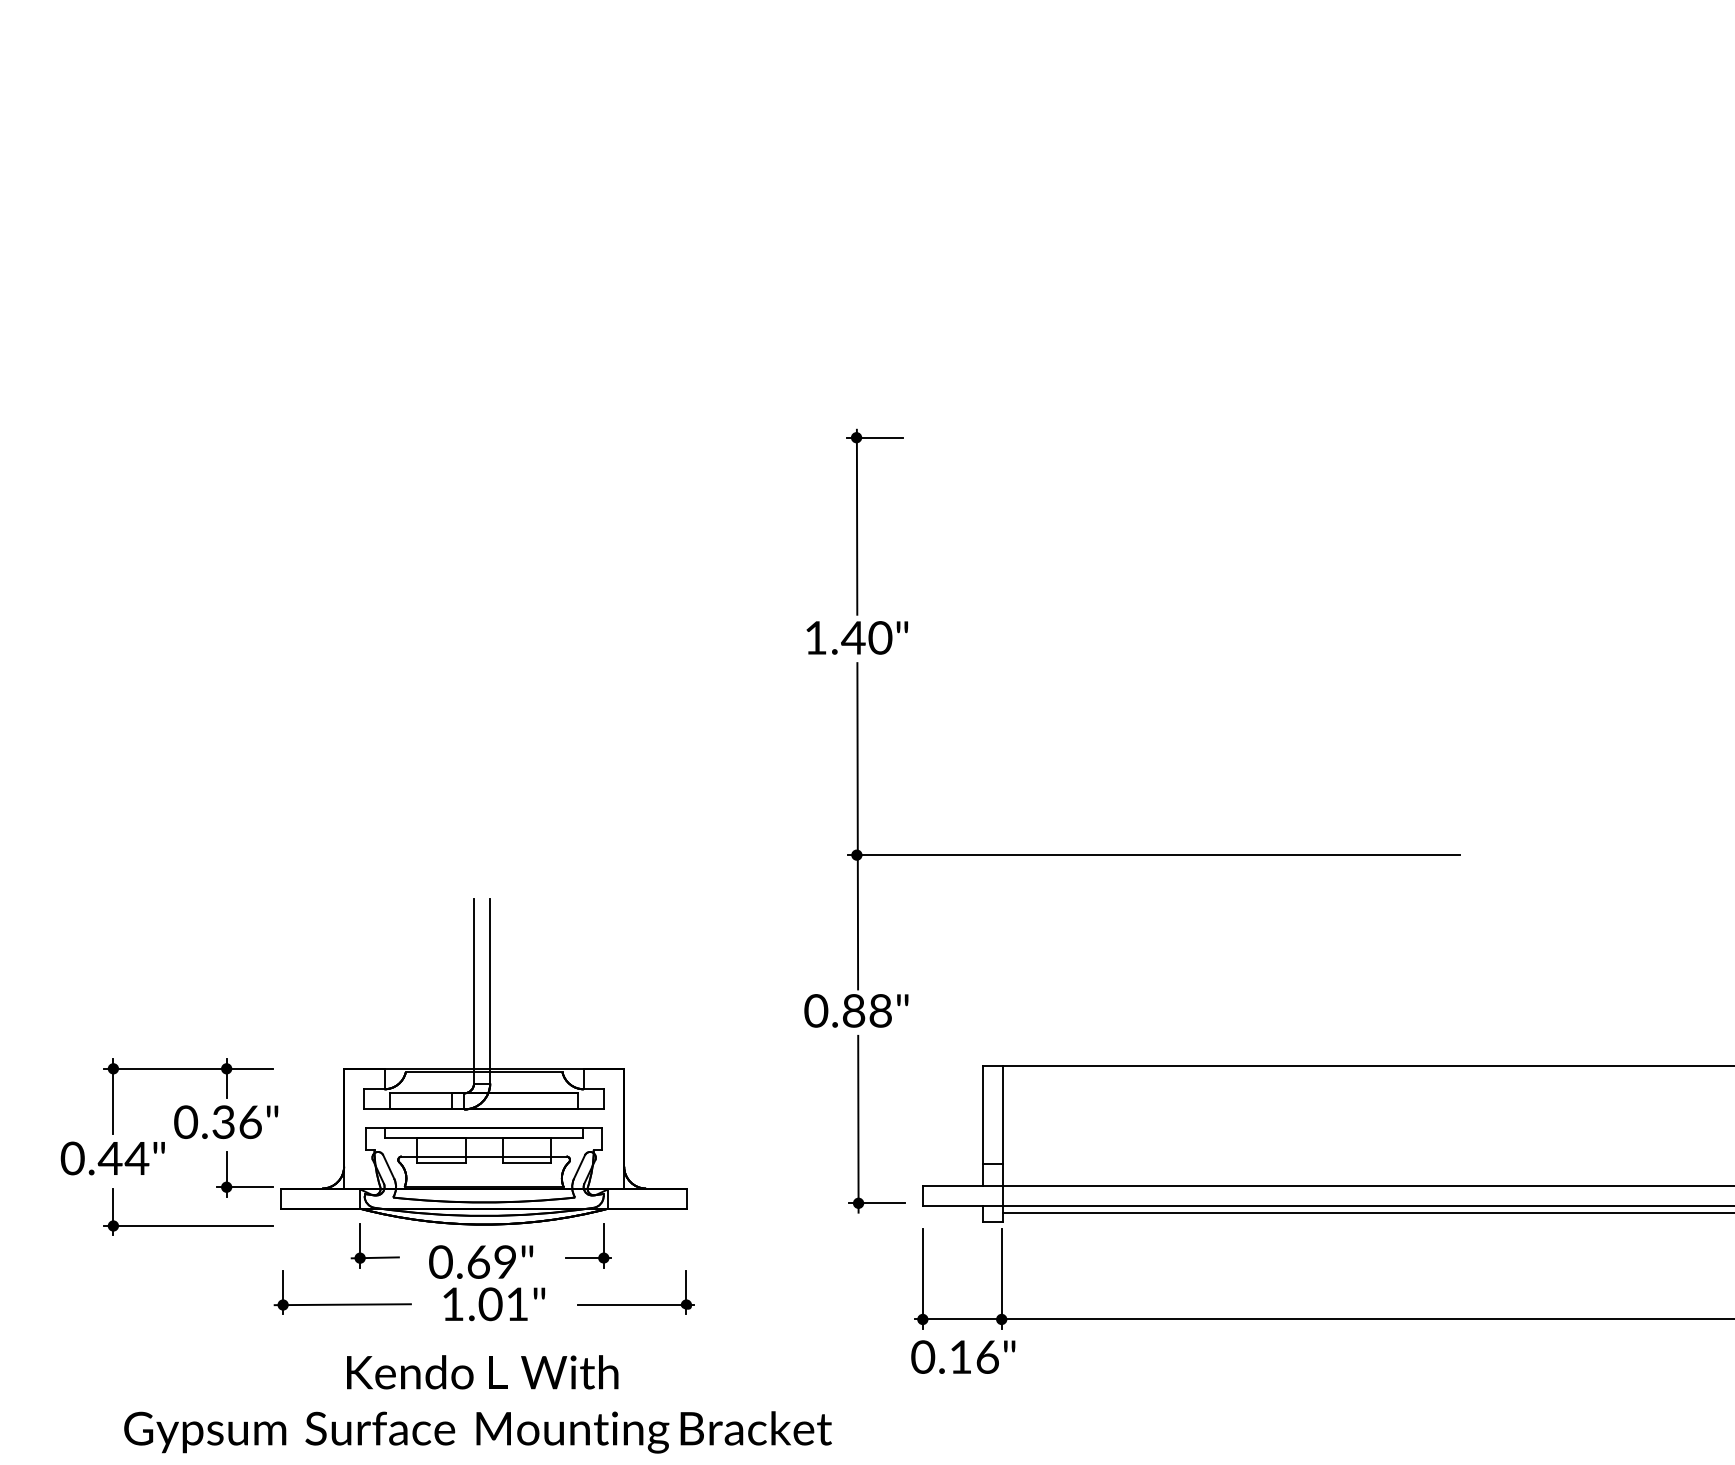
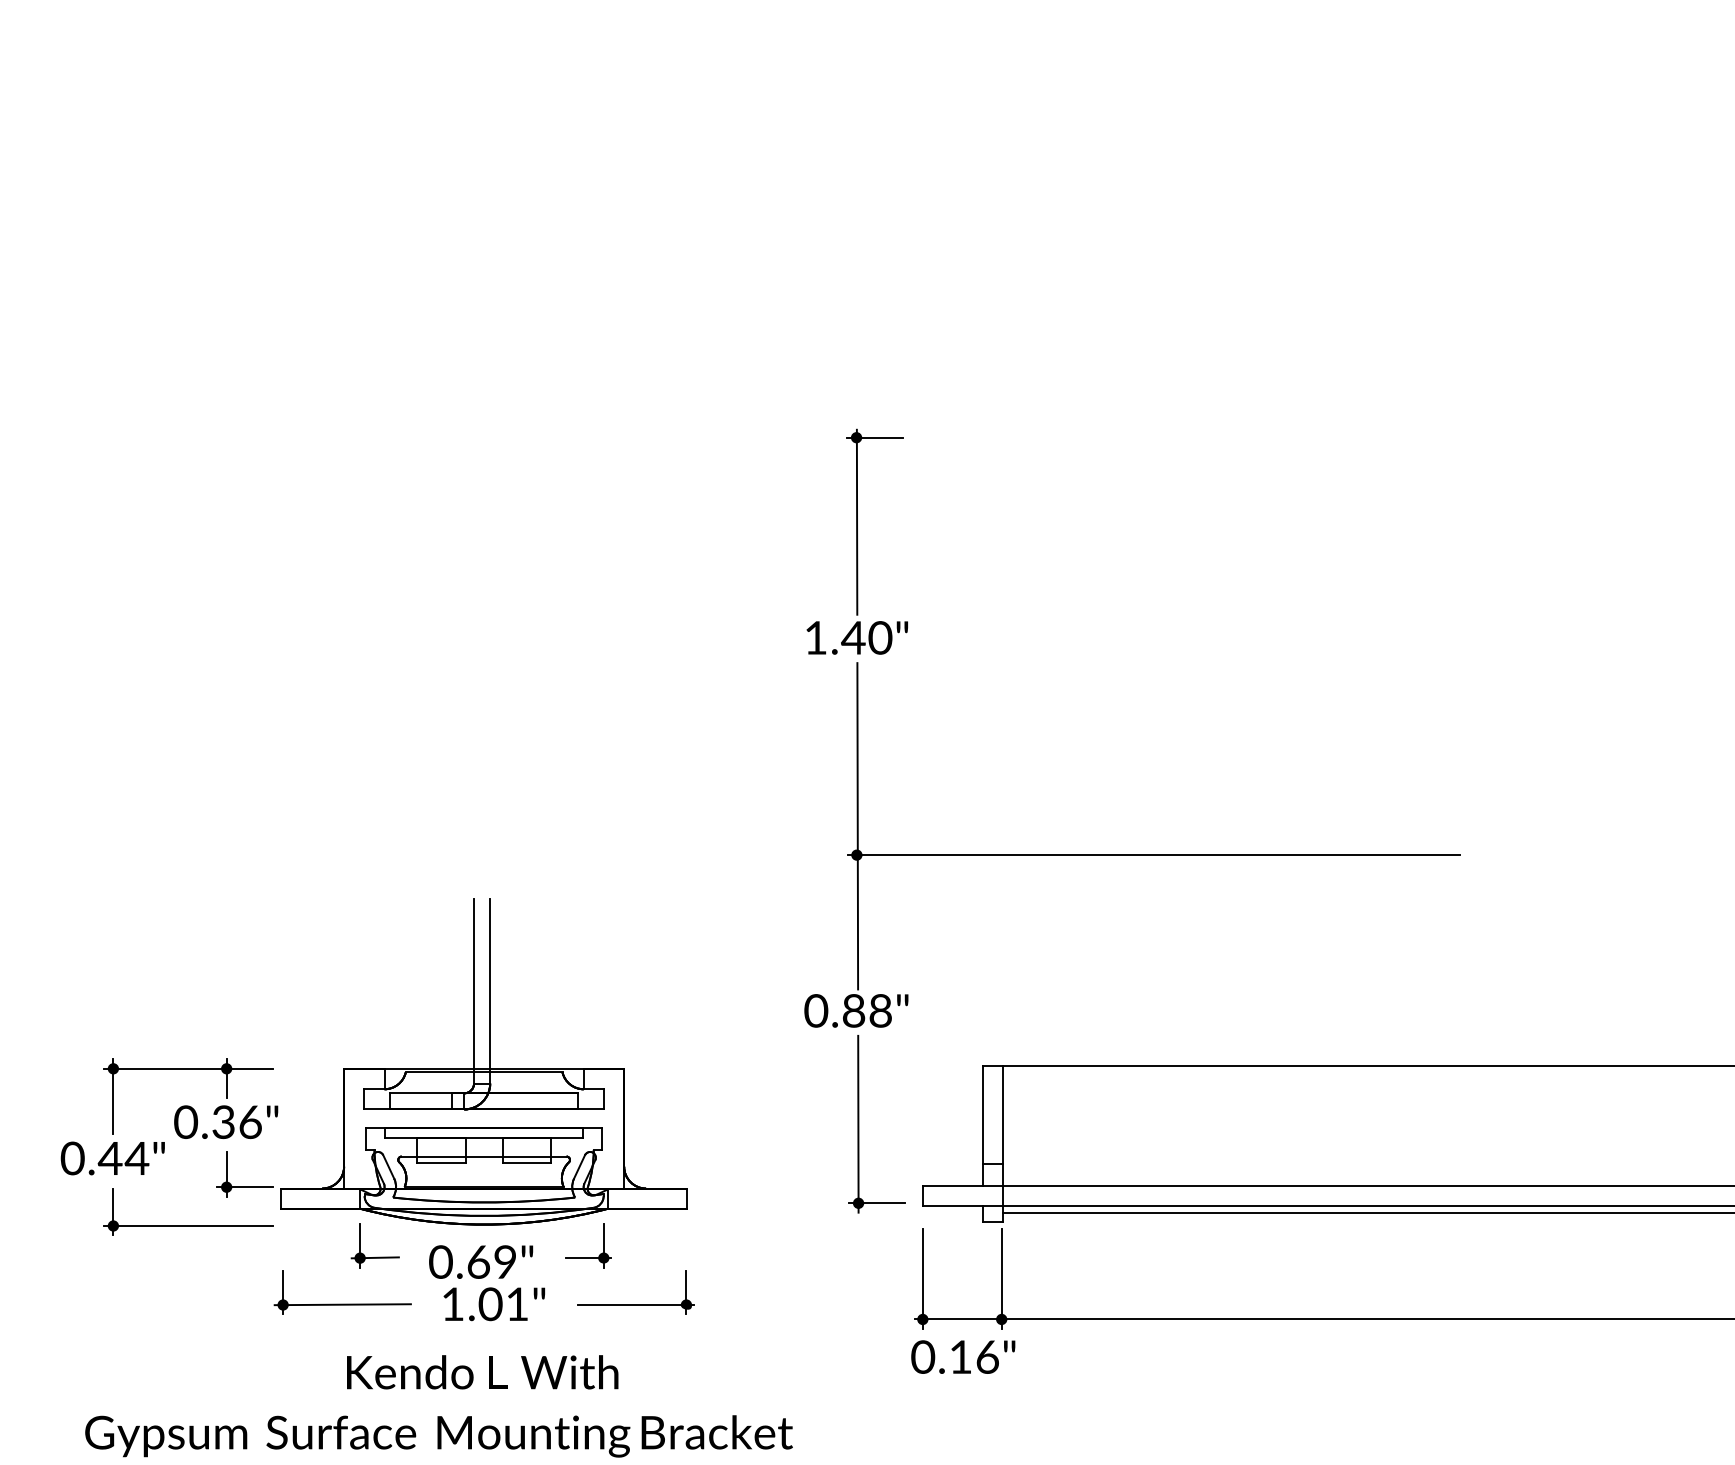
text position: (477, 1432) -> (438, 1436) (438, 1436)
